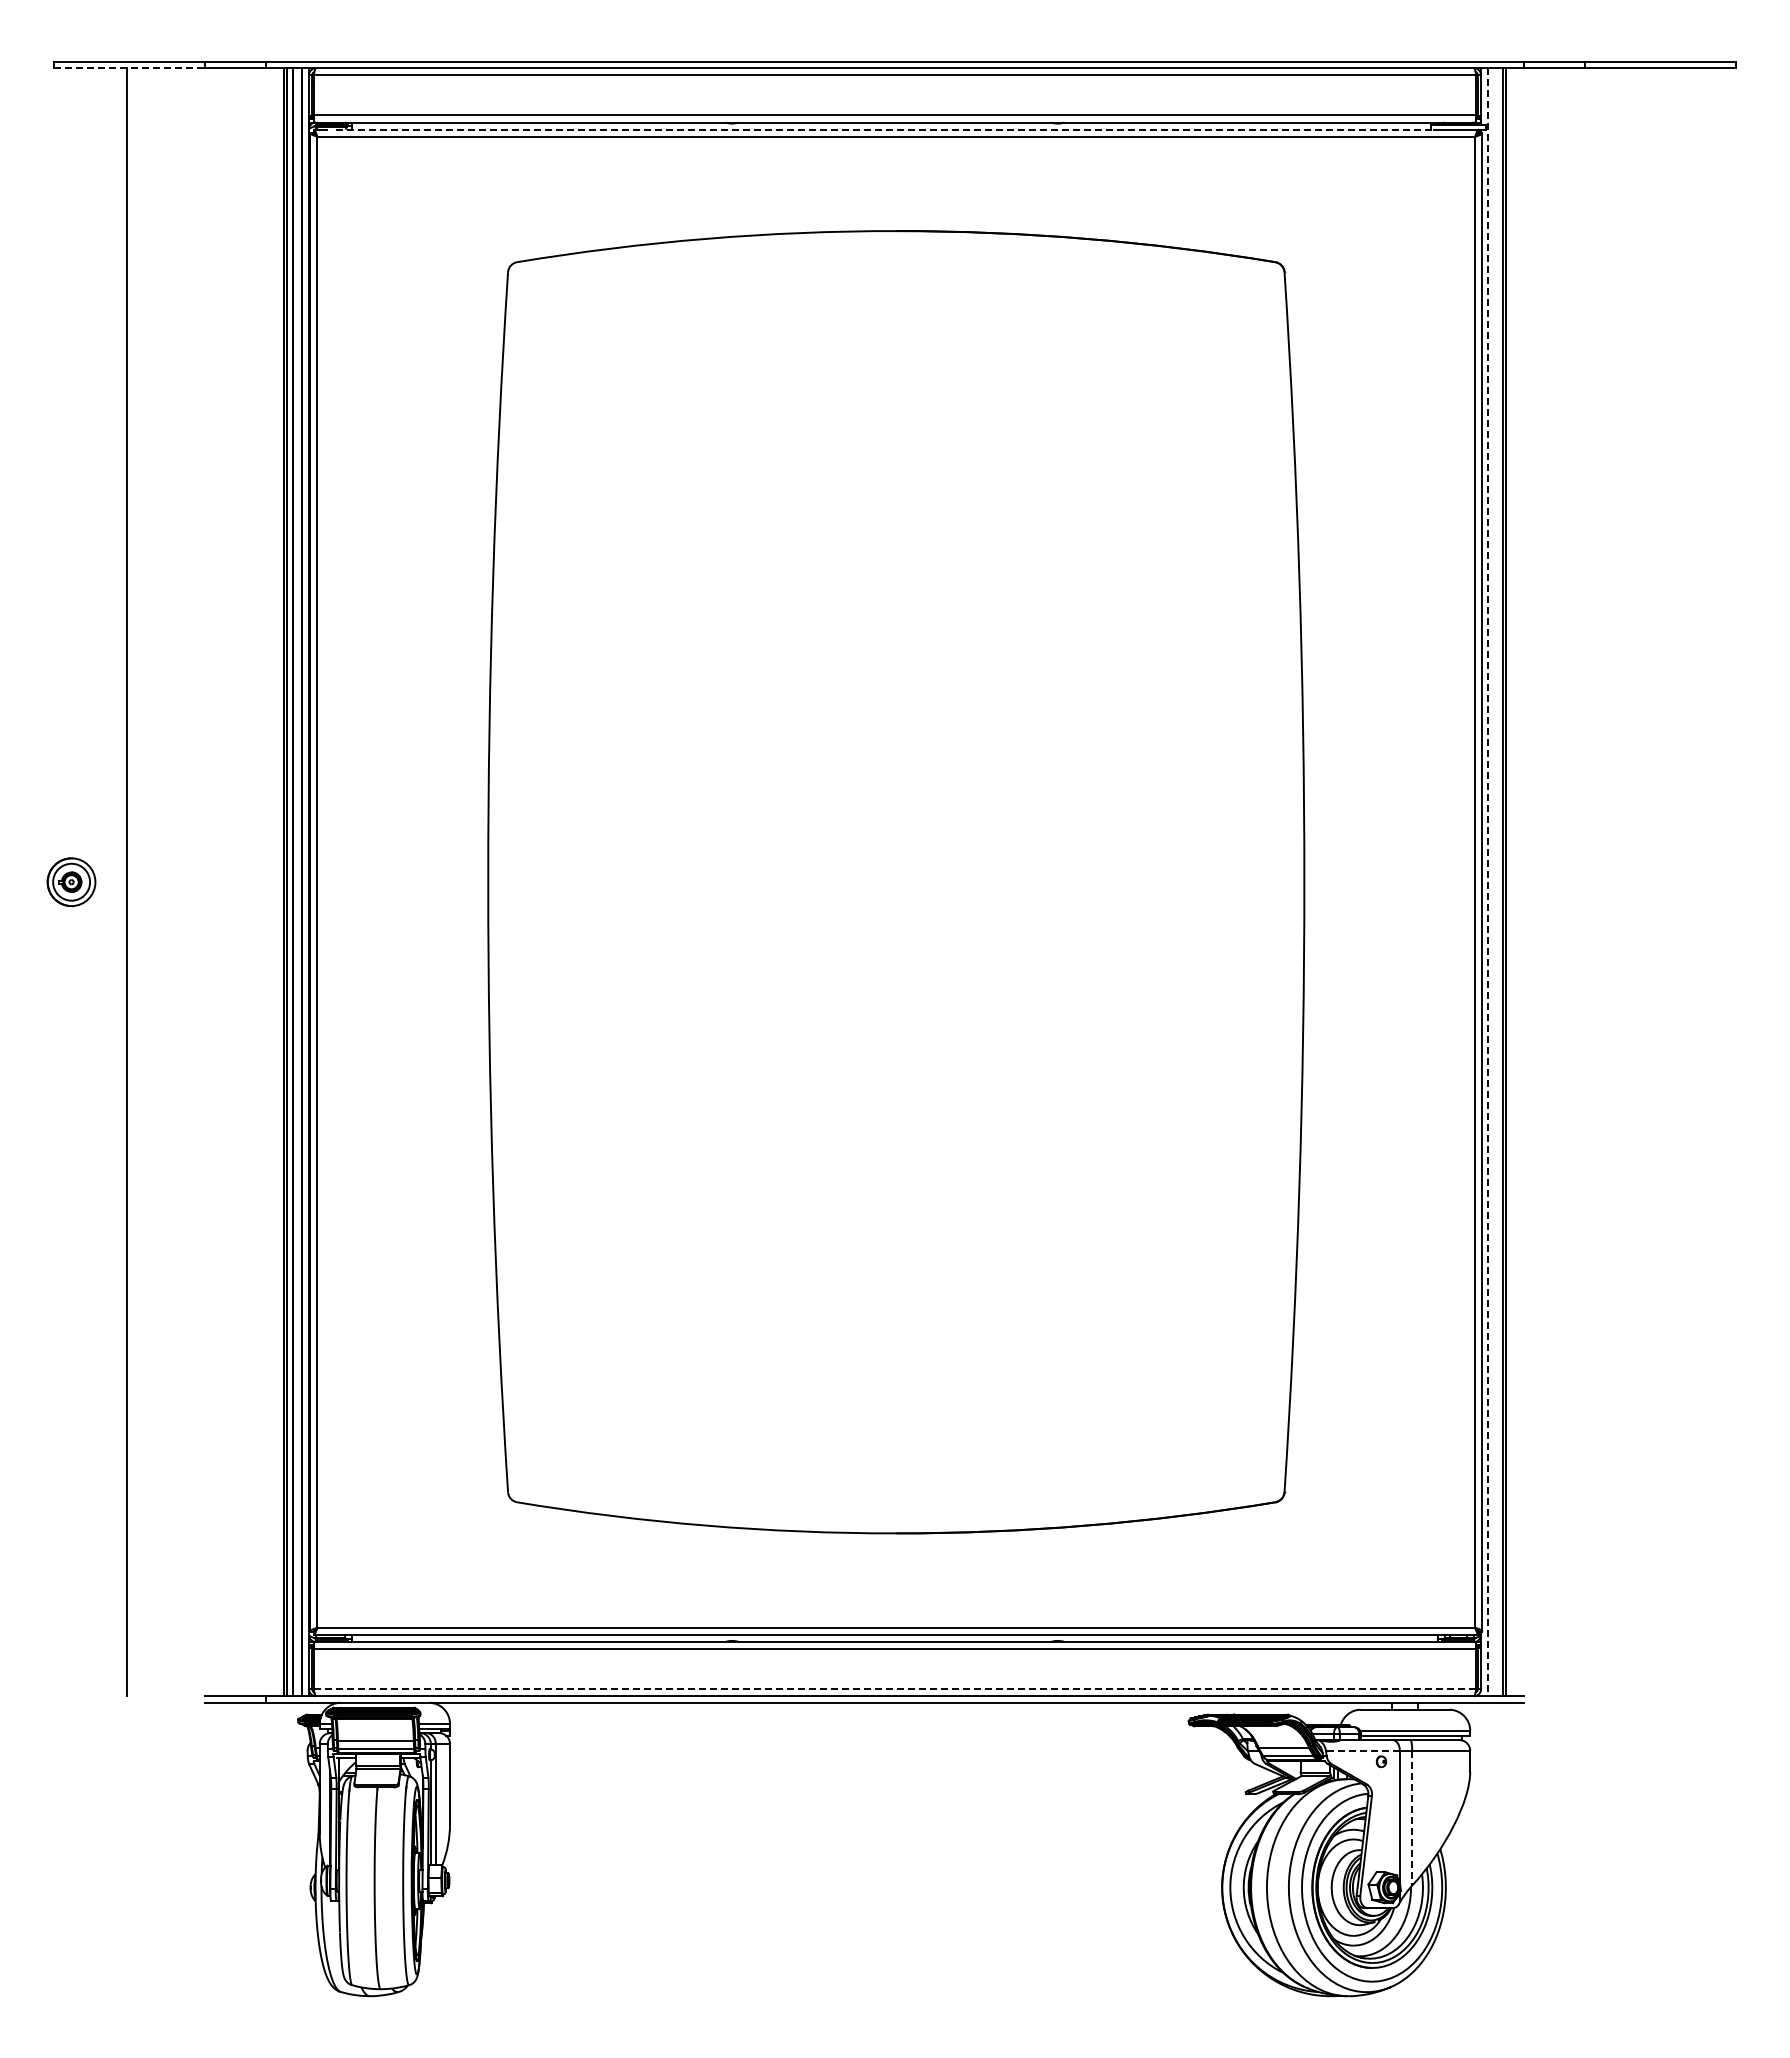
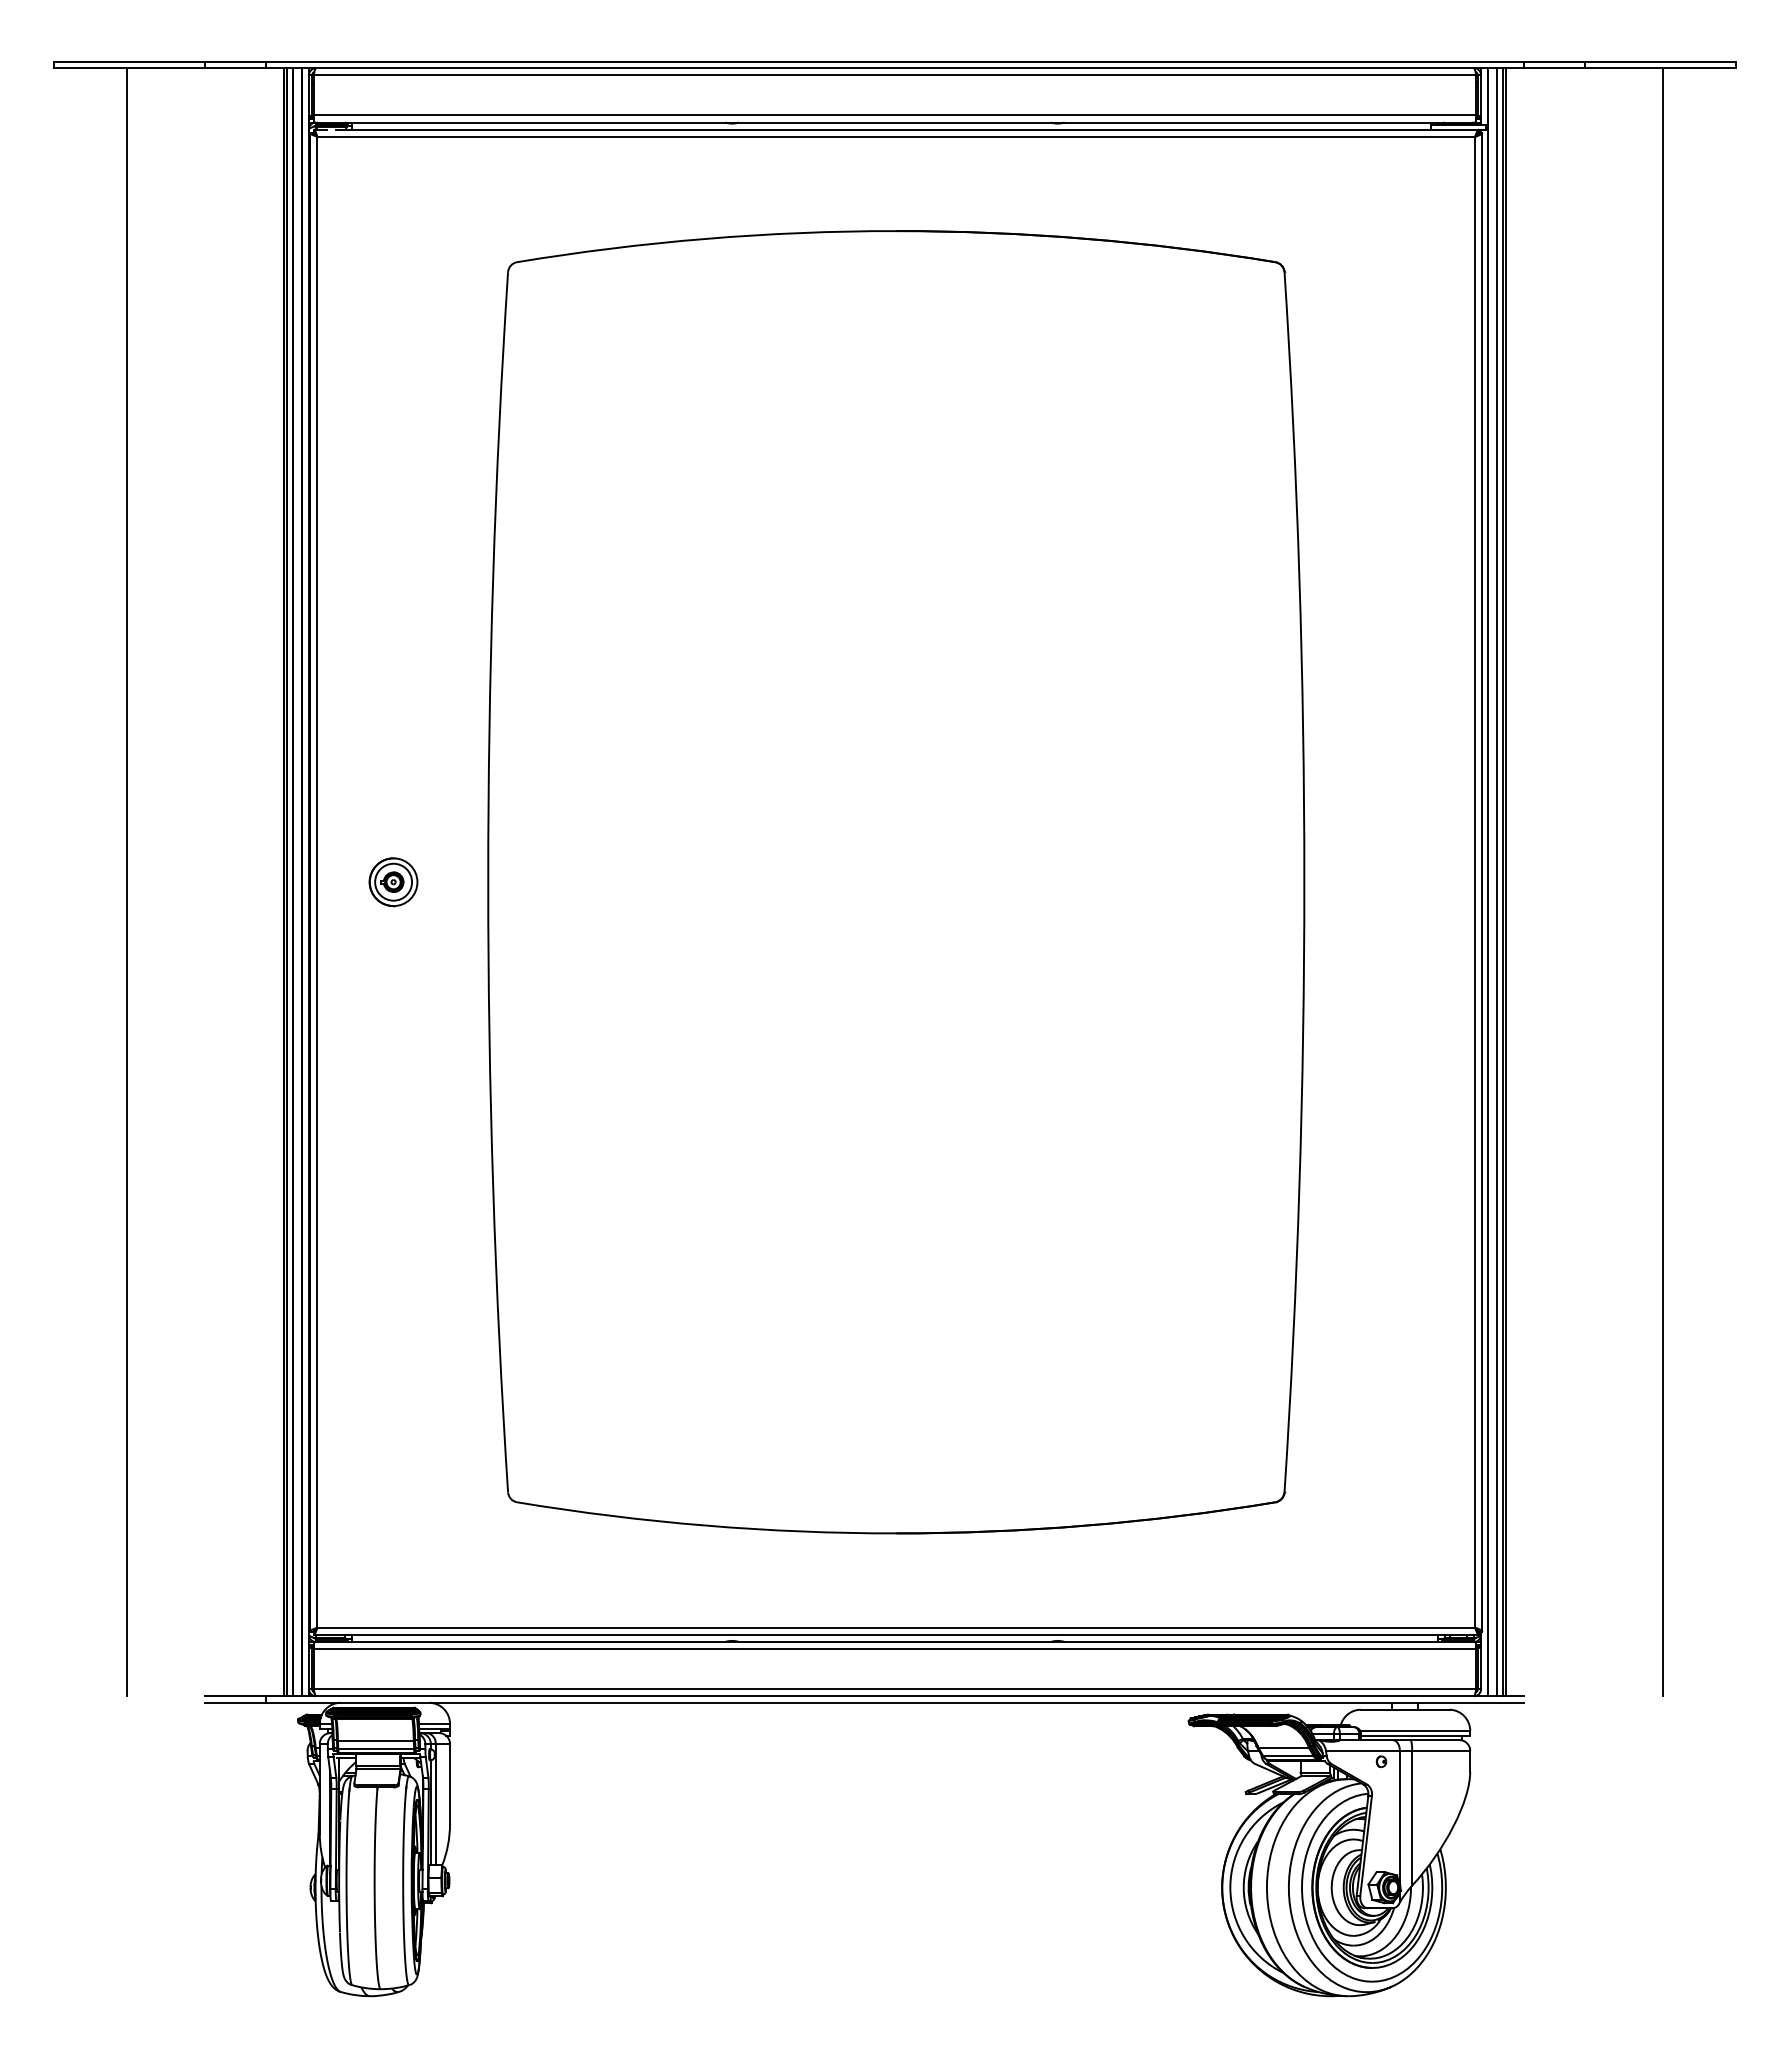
line: dashed -> solid (129, 68)
line: dashed -> solid (884, 129)
part position: (71, 882) -> (393, 882) (393, 882)
line: dashed -> solid (1488, 882)
line: none -> present (1496, 882)
line: none -> present (1663, 882)
line: dashed -> solid (894, 1689)
line: dashed -> solid (1362, 1750)
line: dashed -> solid (1412, 1818)
